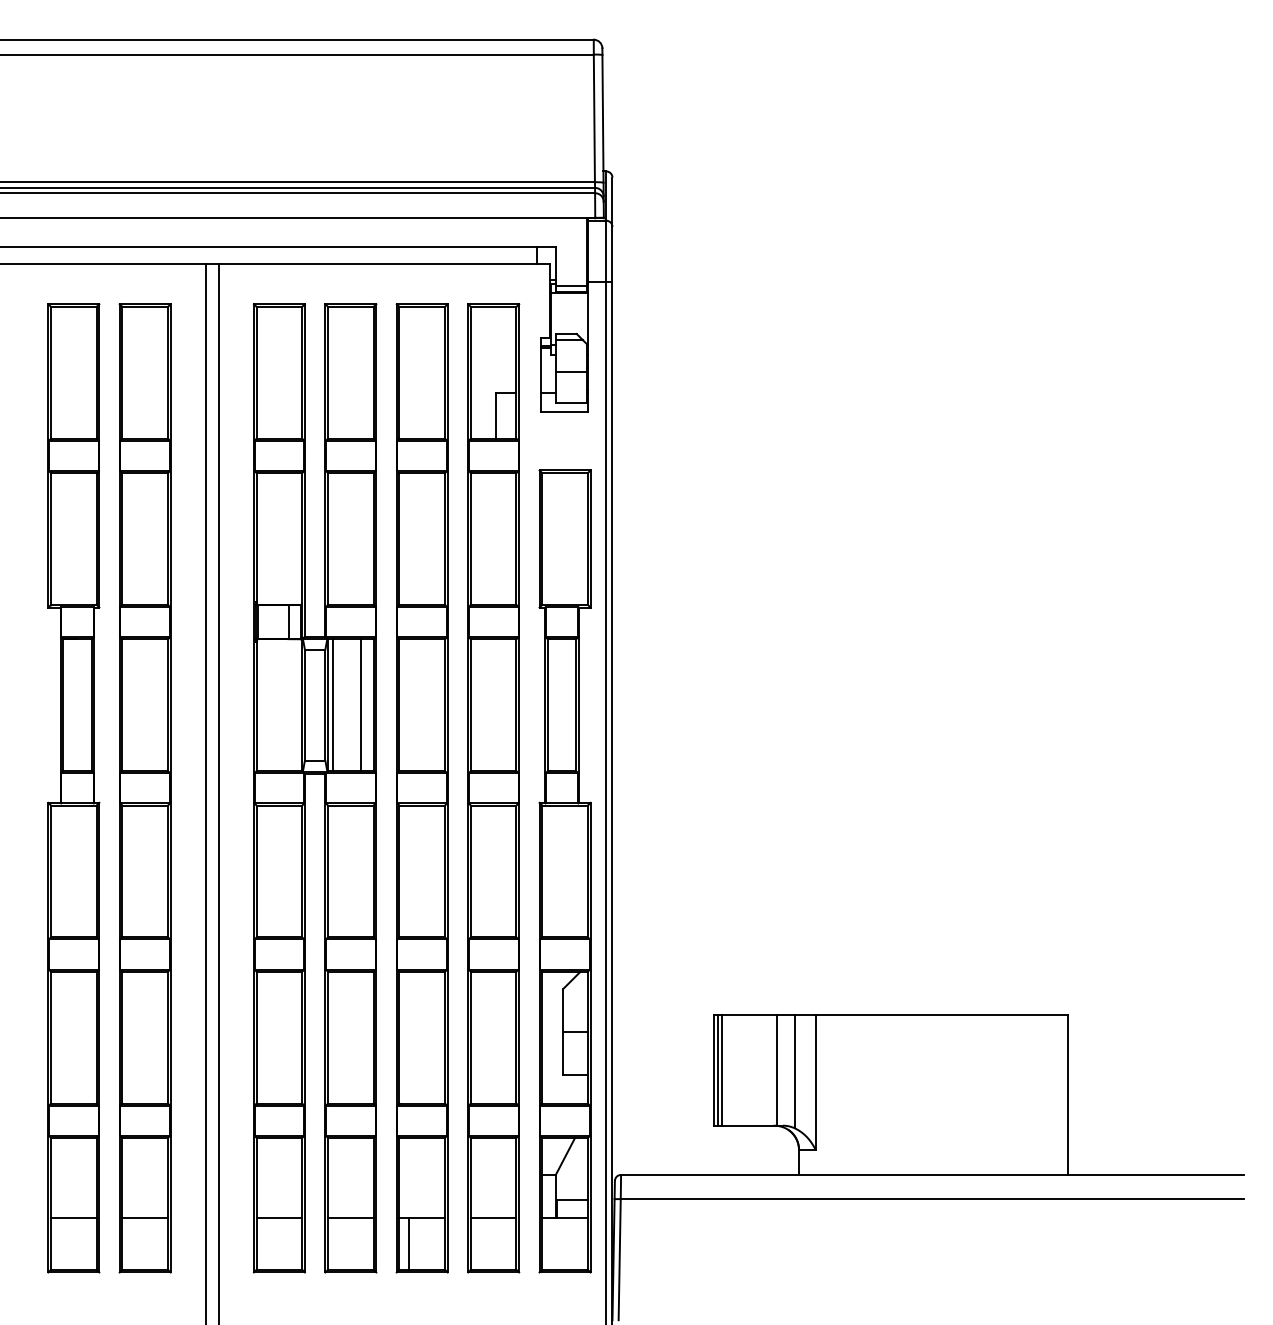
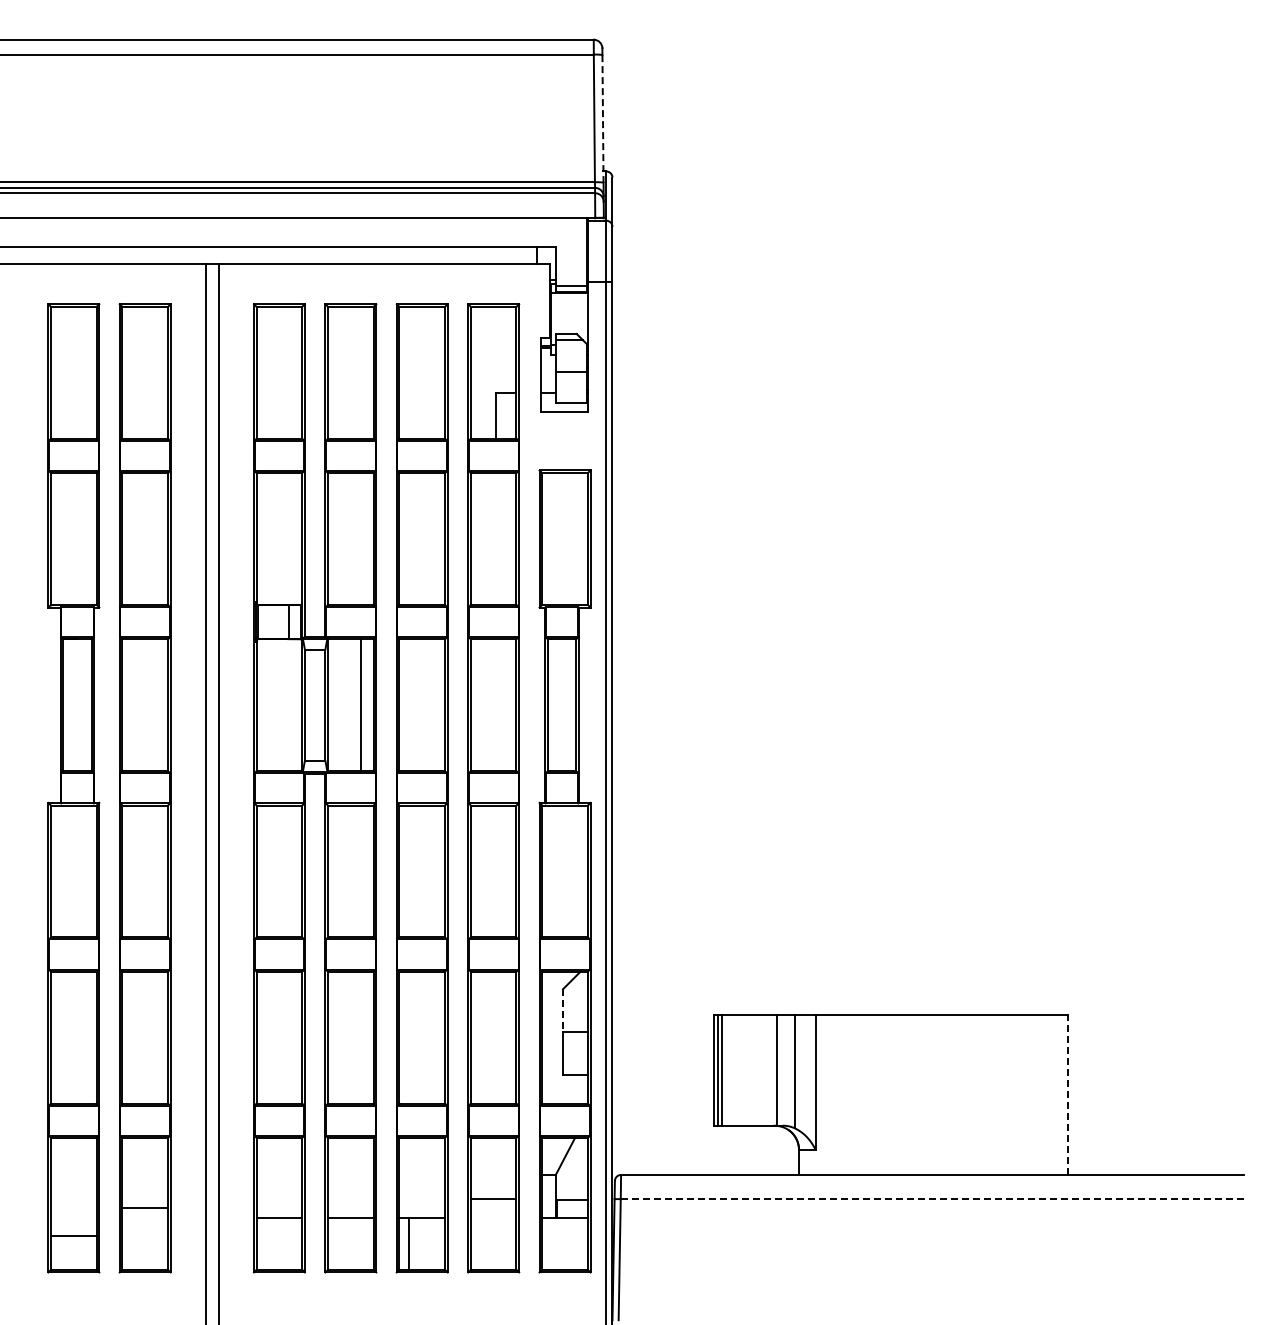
line: solid -> dashed (603, 118)
line: present -> none (333, 705)
line: solid -> dashed (563, 1010)
line: solid -> dashed (1068, 1094)
line: solid -> dashed (932, 1199)
line position: (73, 1218) -> (73, 1236) (73, 1236)
line position: (145, 1218) -> (145, 1208) (145, 1208)
line position: (493, 1218) -> (493, 1199) (493, 1199)
